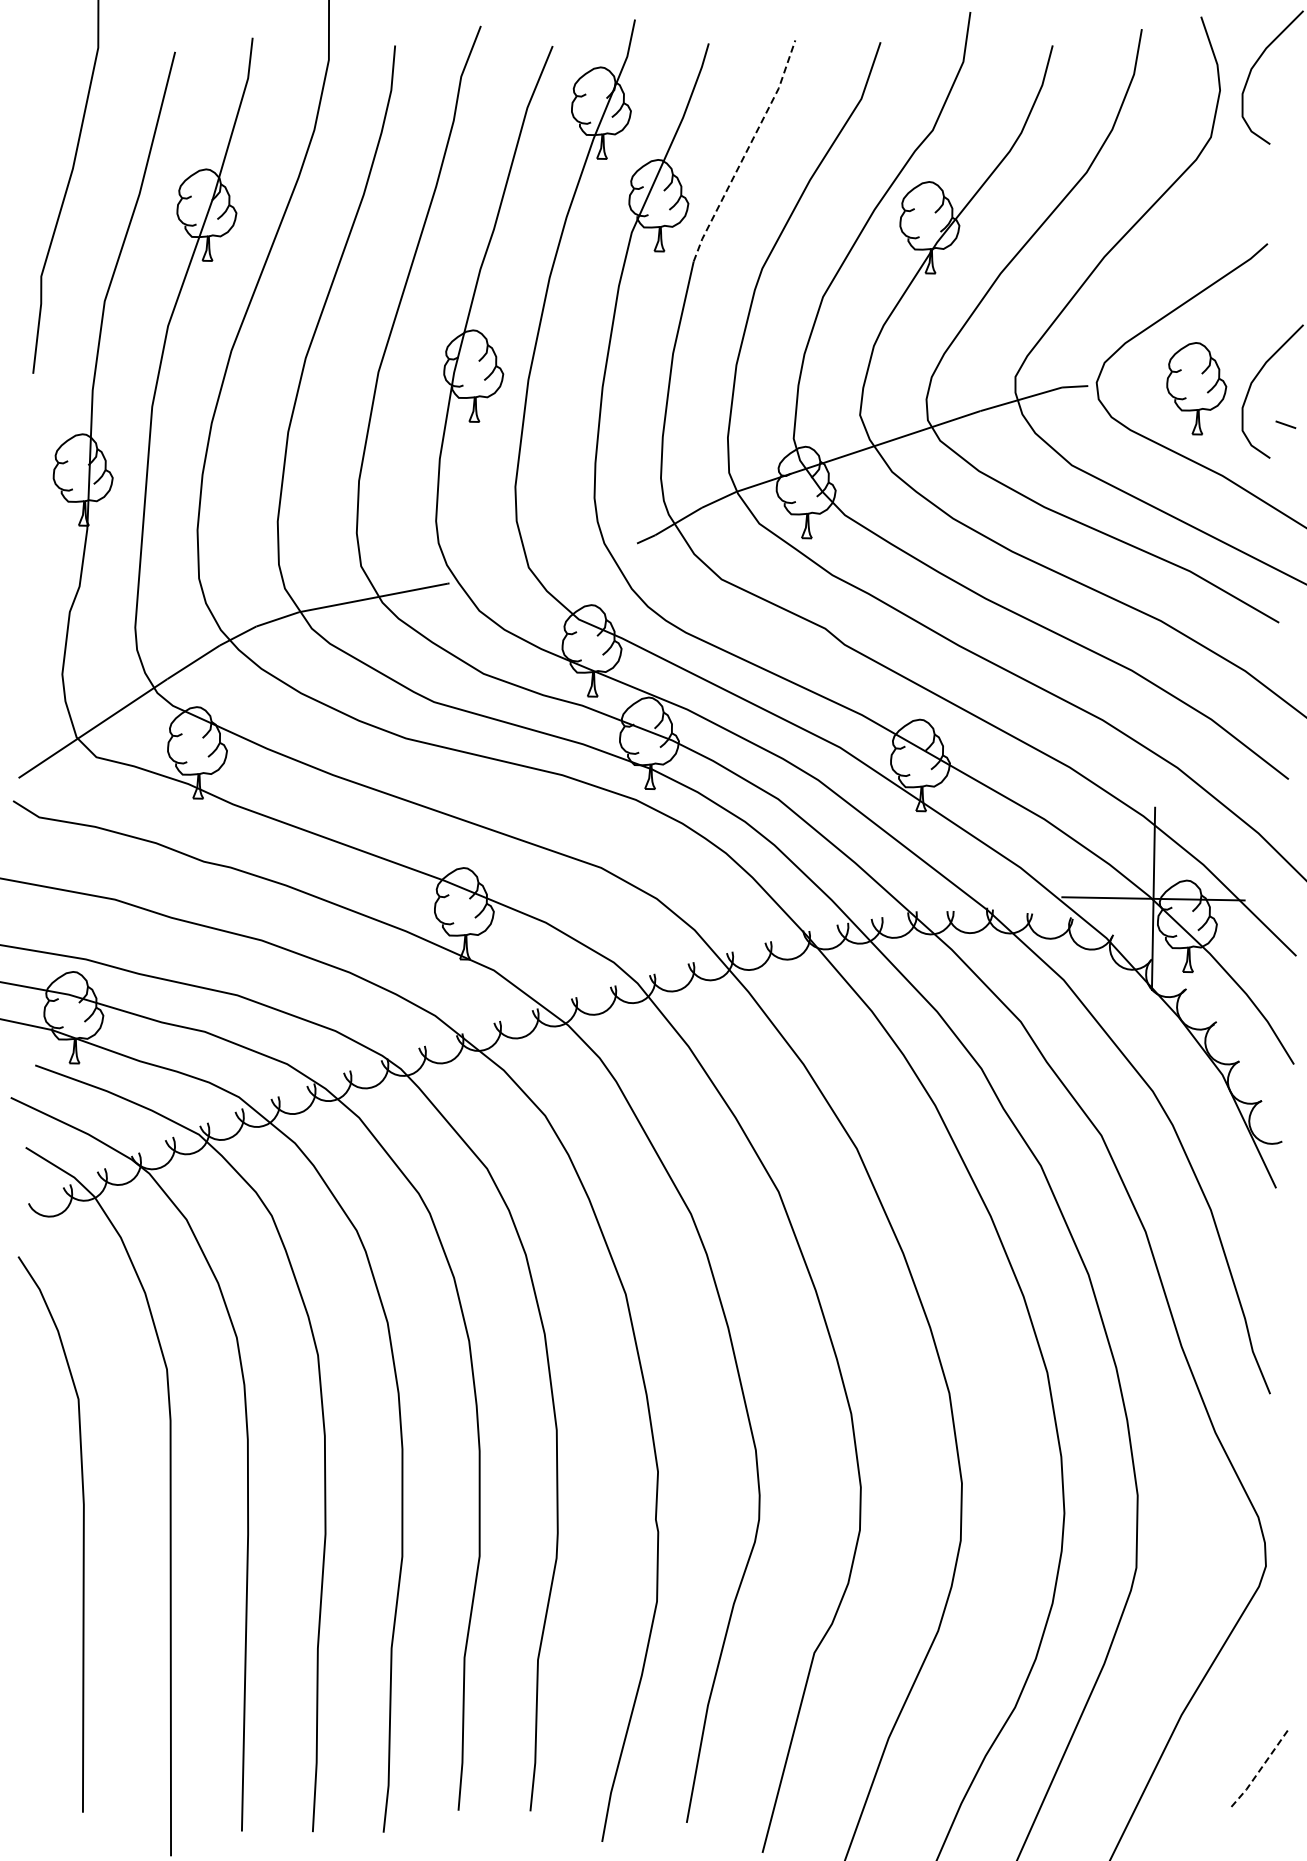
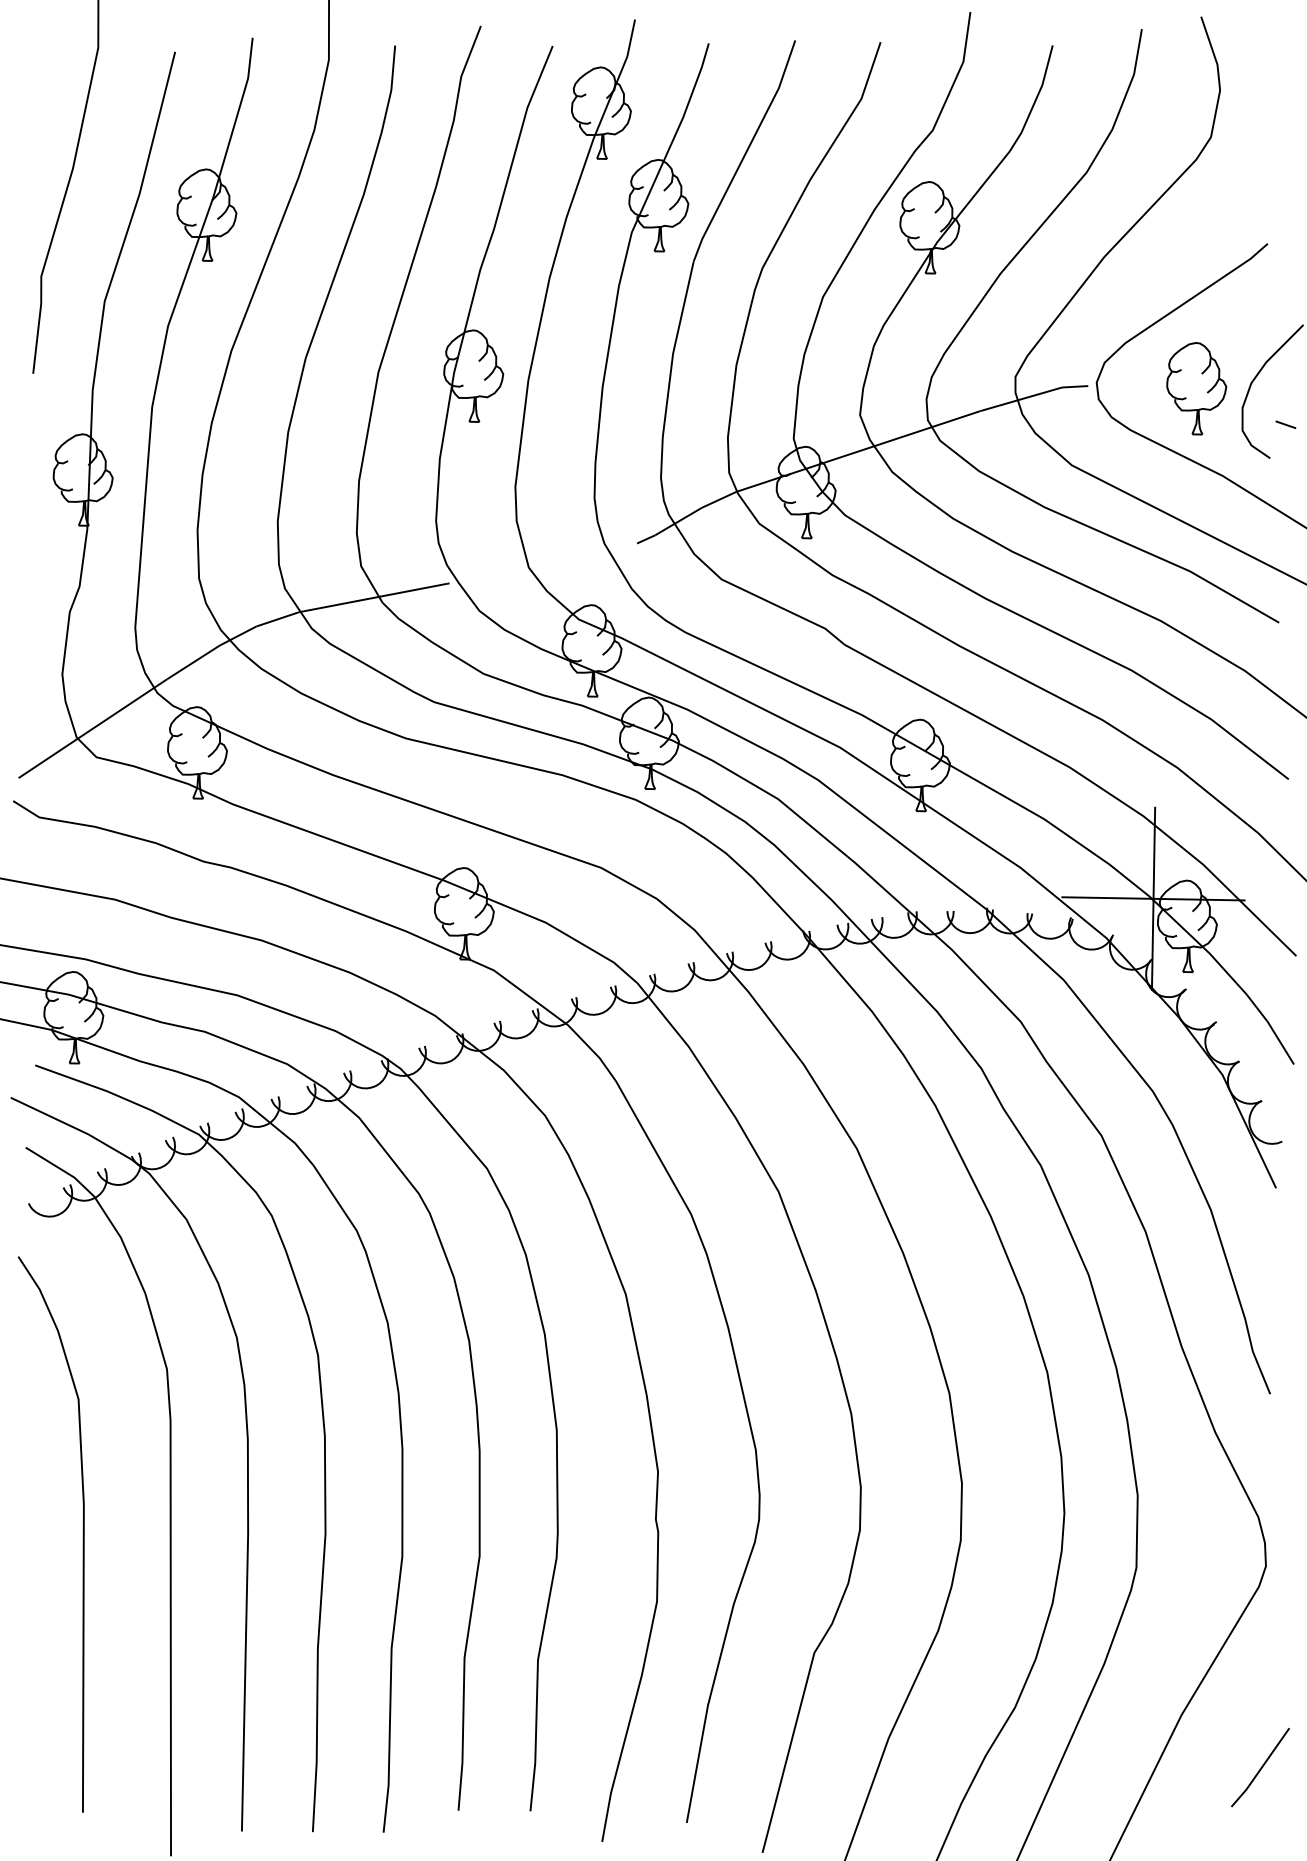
curve: present -> none (1255, 65)
line: dashed -> solid (746, 152)
line: dashed -> solid (1261, 1768)
